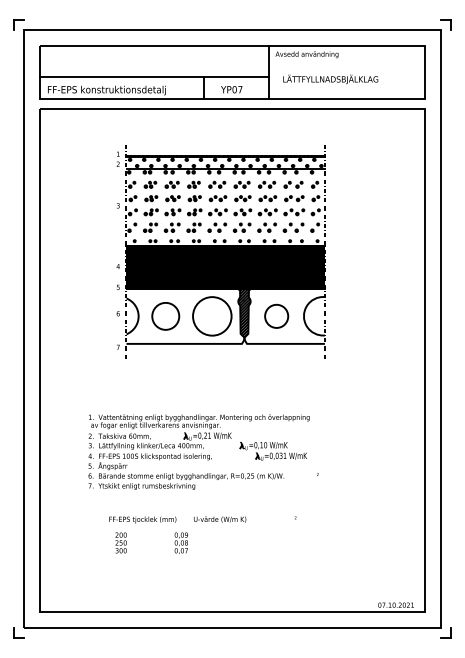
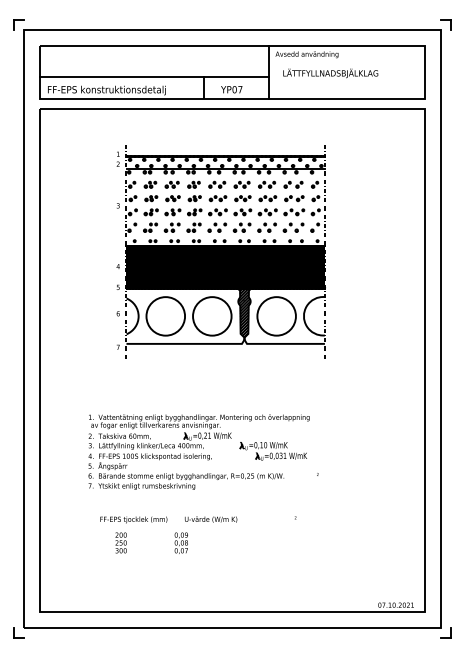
text position: (330, 79) -> (330, 73) (330, 73)
circle diameter: 27 px -> 39 px (165, 316)
circle diameter: 23 px -> 39 px (276, 316)
text position: (177, 519) -> (168, 519) (168, 519)
